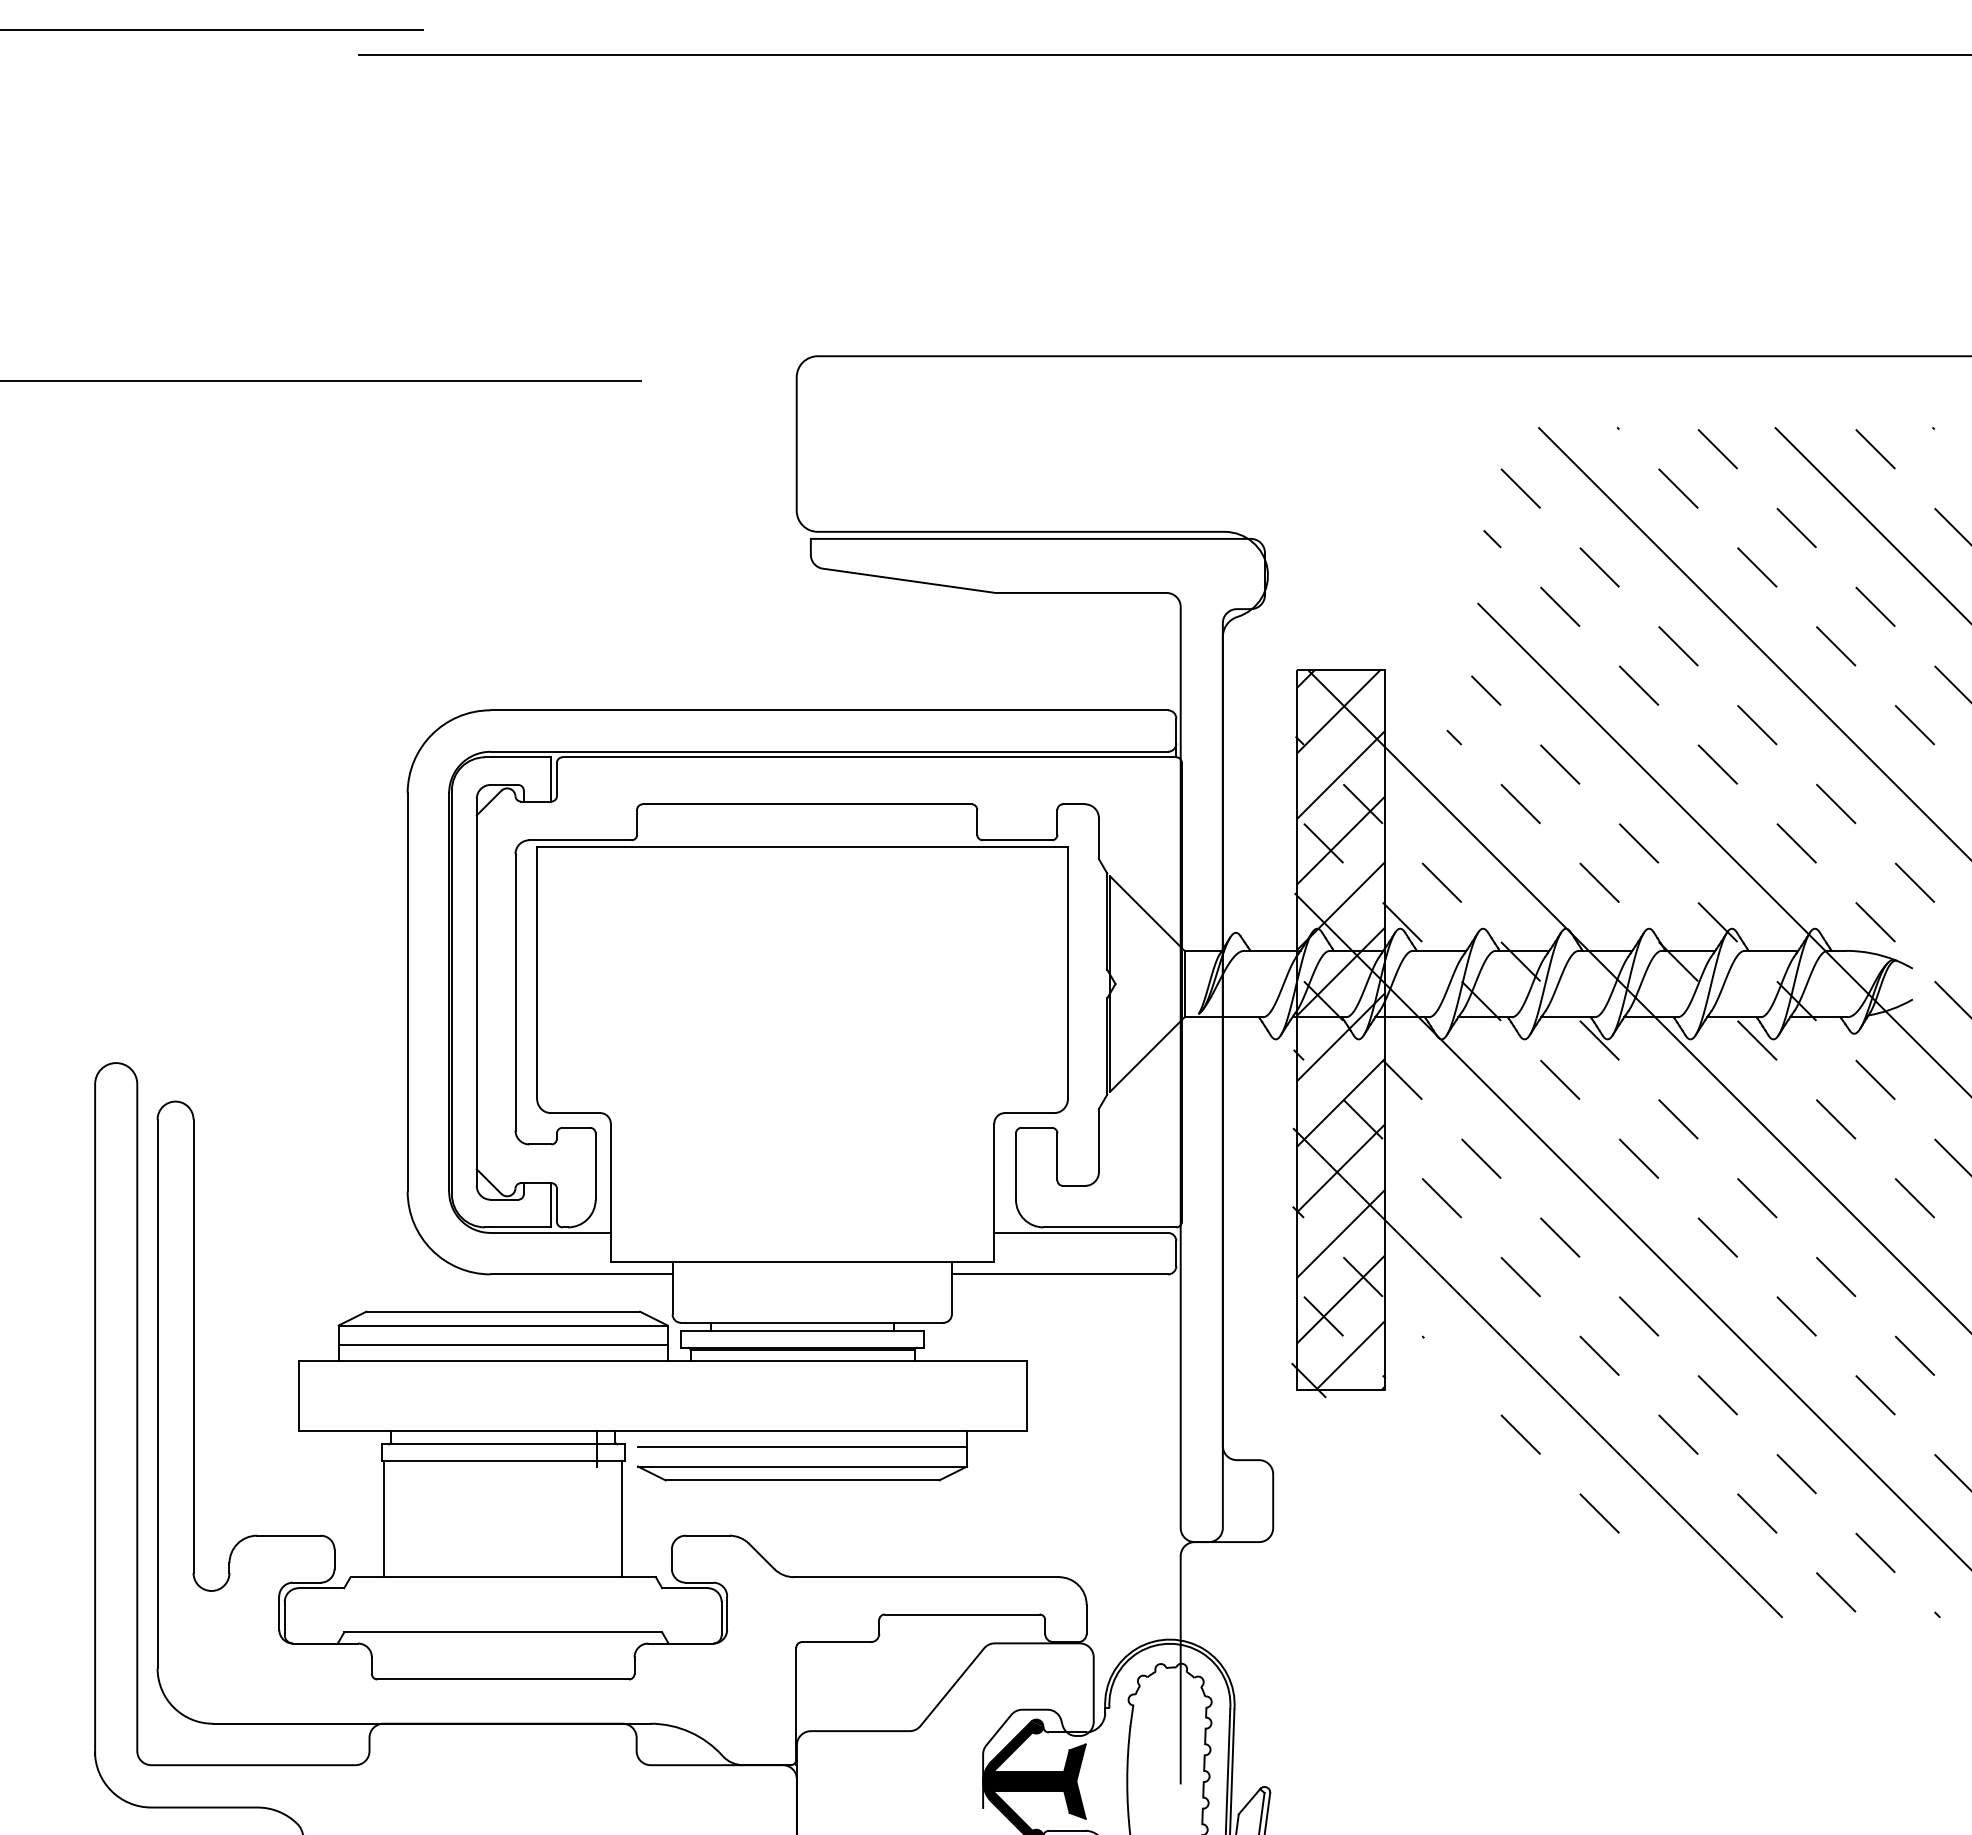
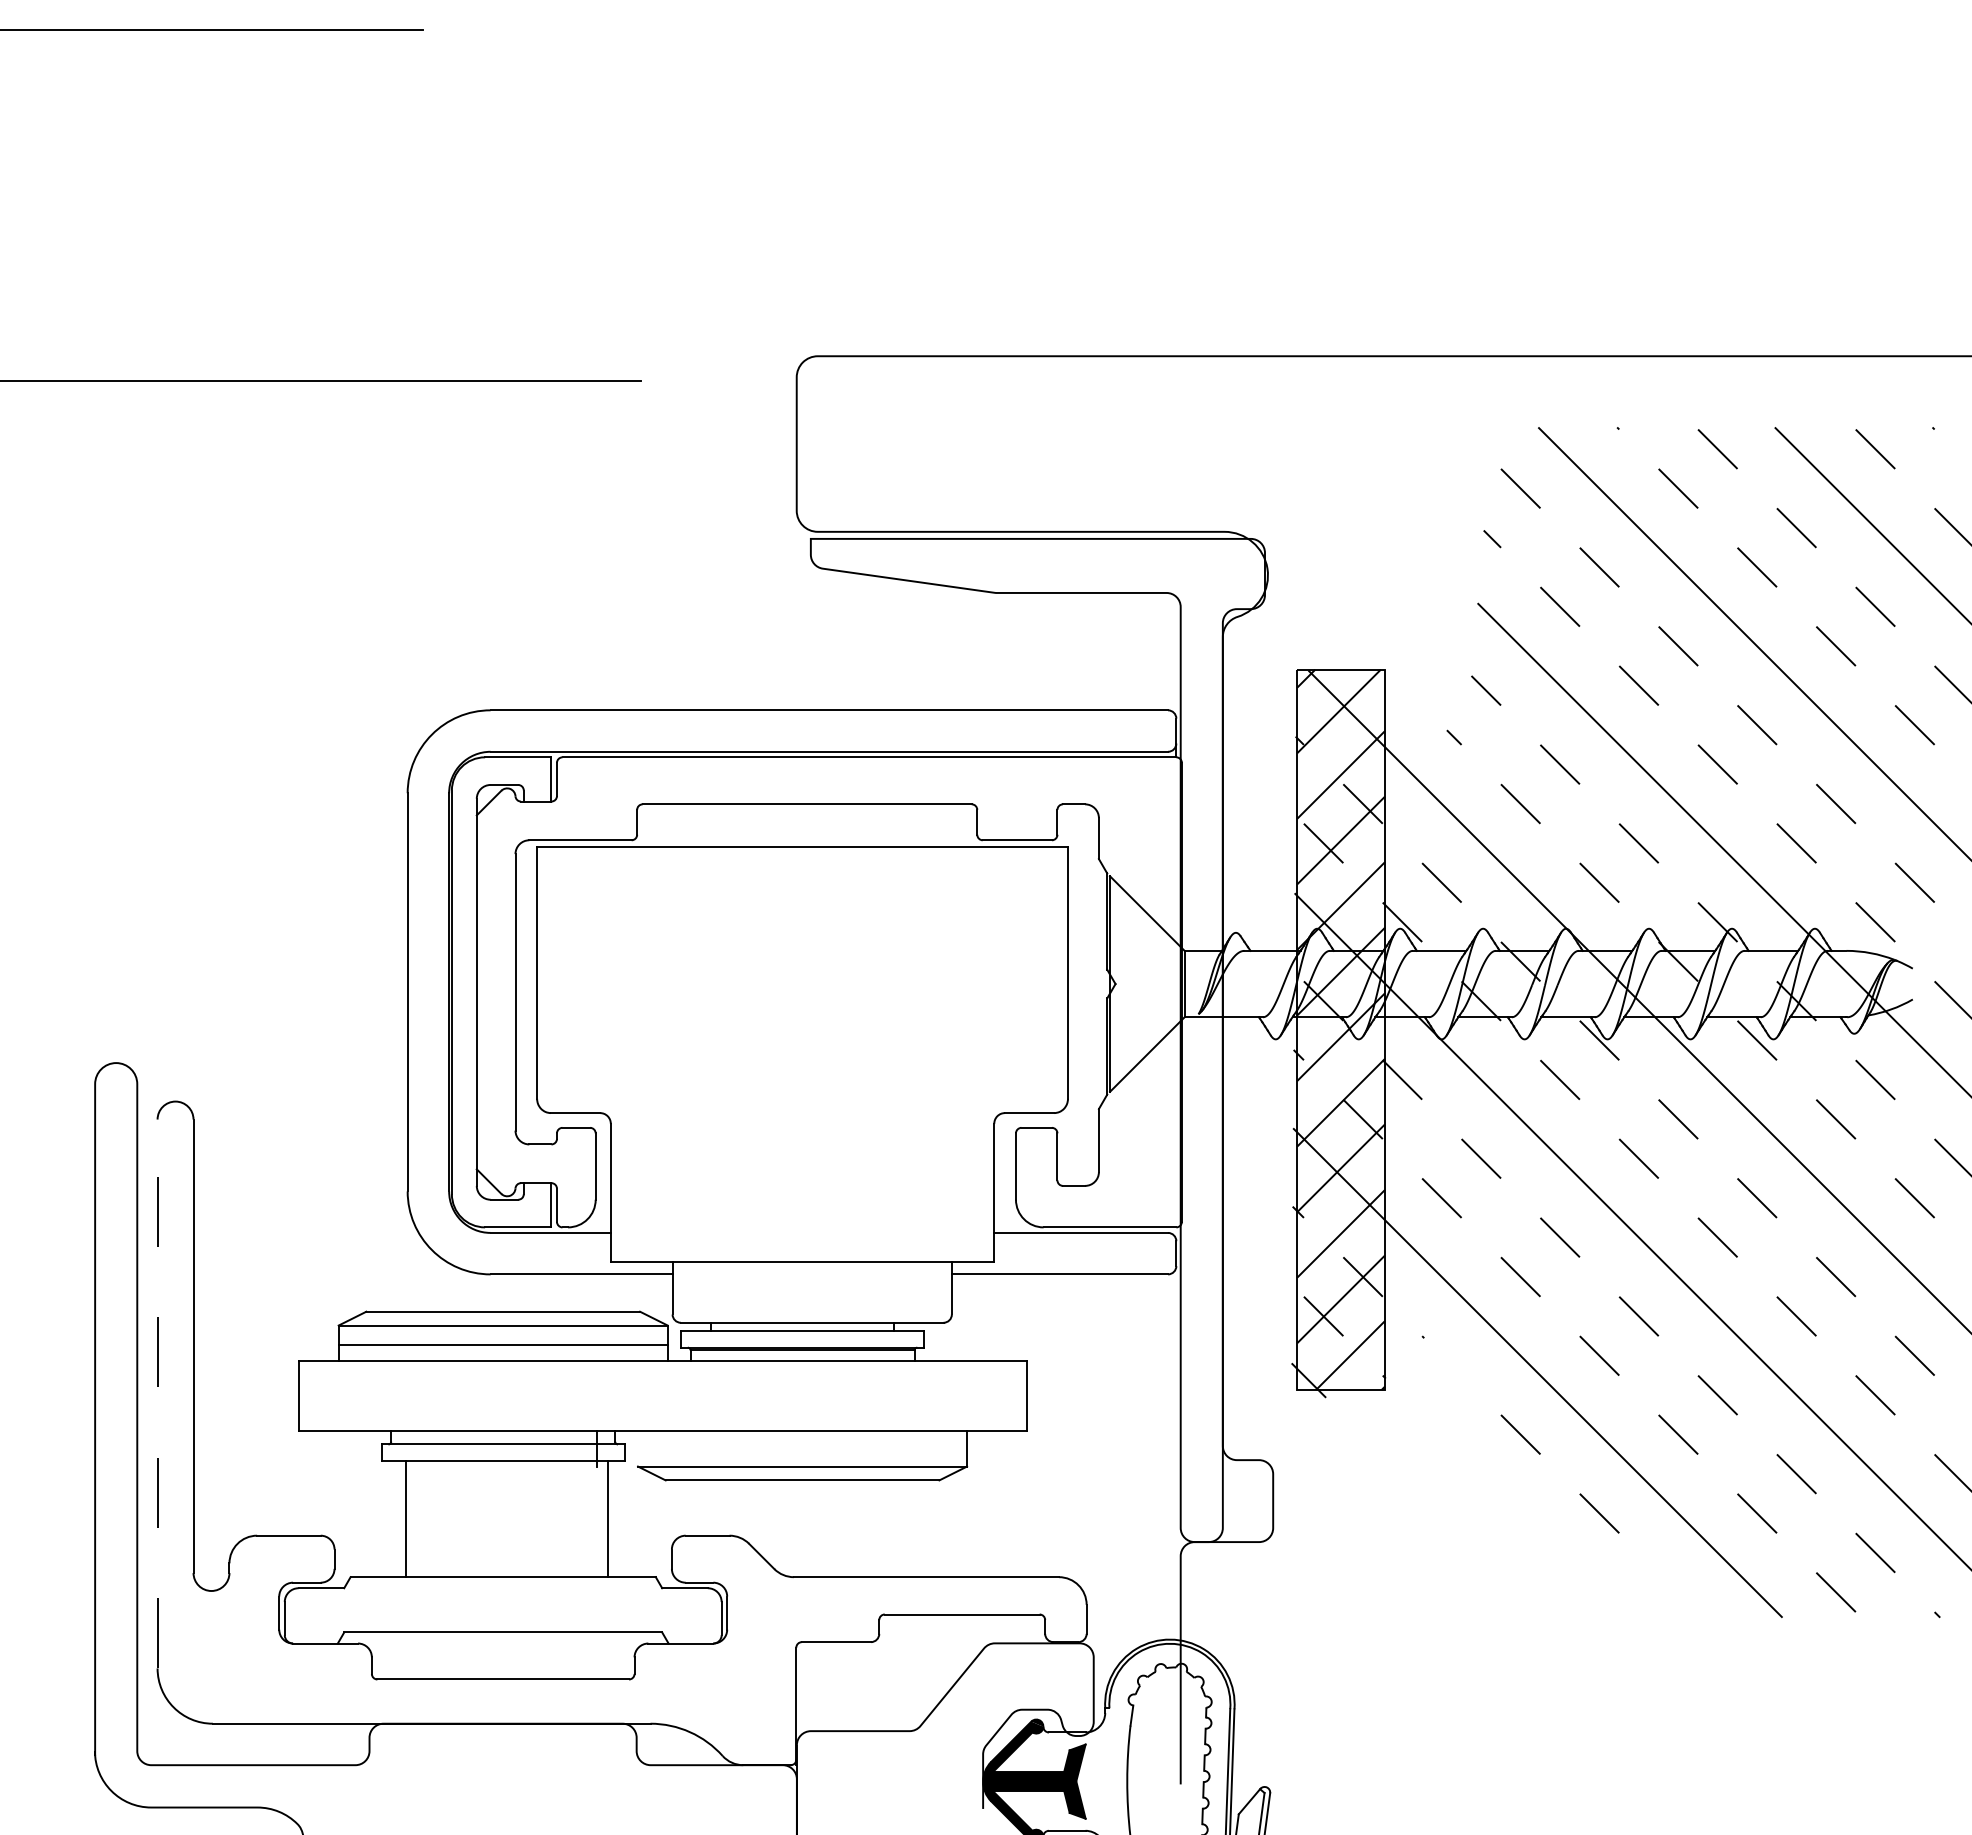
line: present -> none (1162, 55)
line: solid -> dashed (157, 1393)
line: present -> none (802, 1447)
line position: (384, 1519) -> (406, 1519) (406, 1519)
line position: (622, 1519) -> (608, 1519) (608, 1519)
